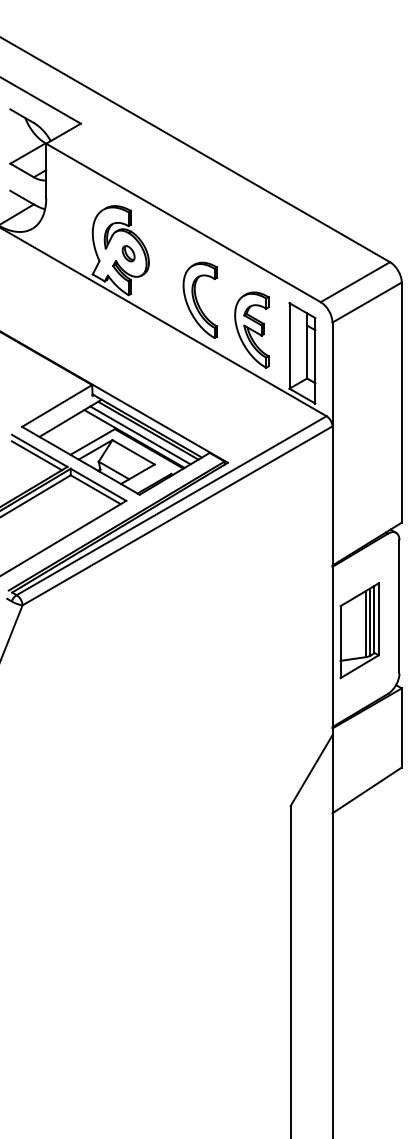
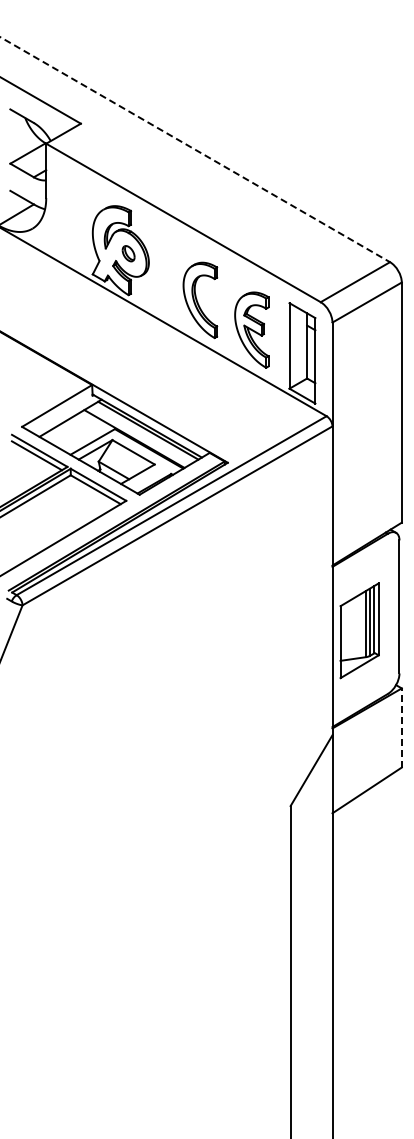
line: solid -> dashed (195, 149)
line: present -> none (140, 435)
line: solid -> dashed (401, 728)
